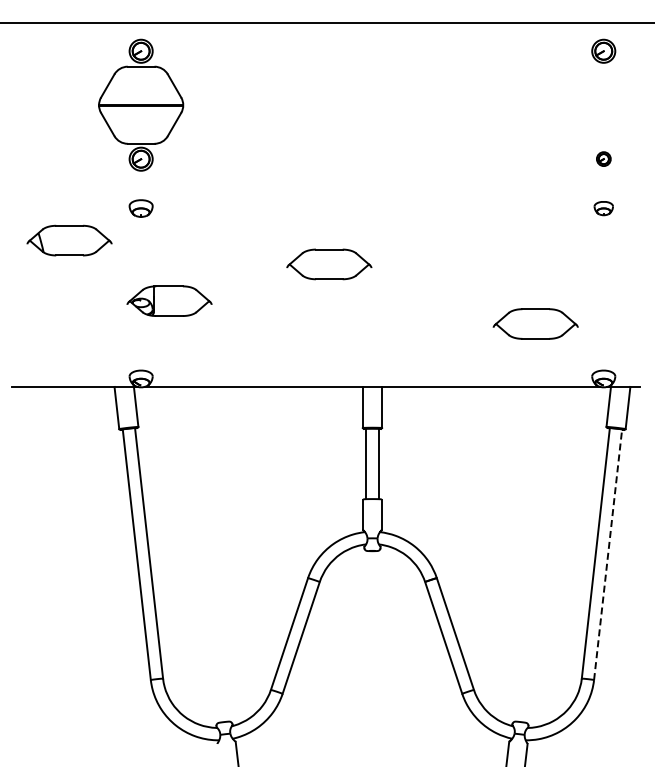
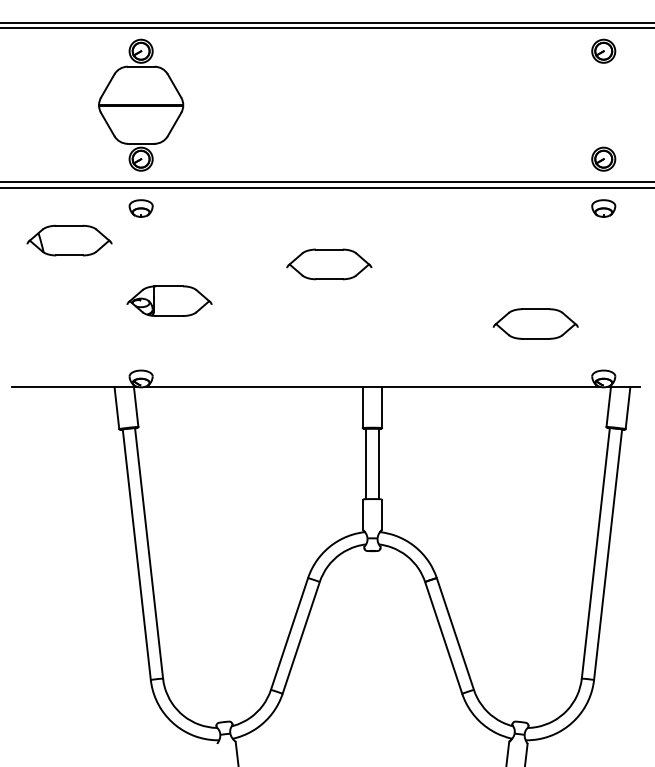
line: none -> present (326, 28)
part size: 16x16 px -> 26x26 px (603, 158)
line: none -> present (326, 182)
line: none -> present (326, 187)
part size: 21x16 px -> 26x19 px (603, 208)
line: dashed -> solid (608, 554)
